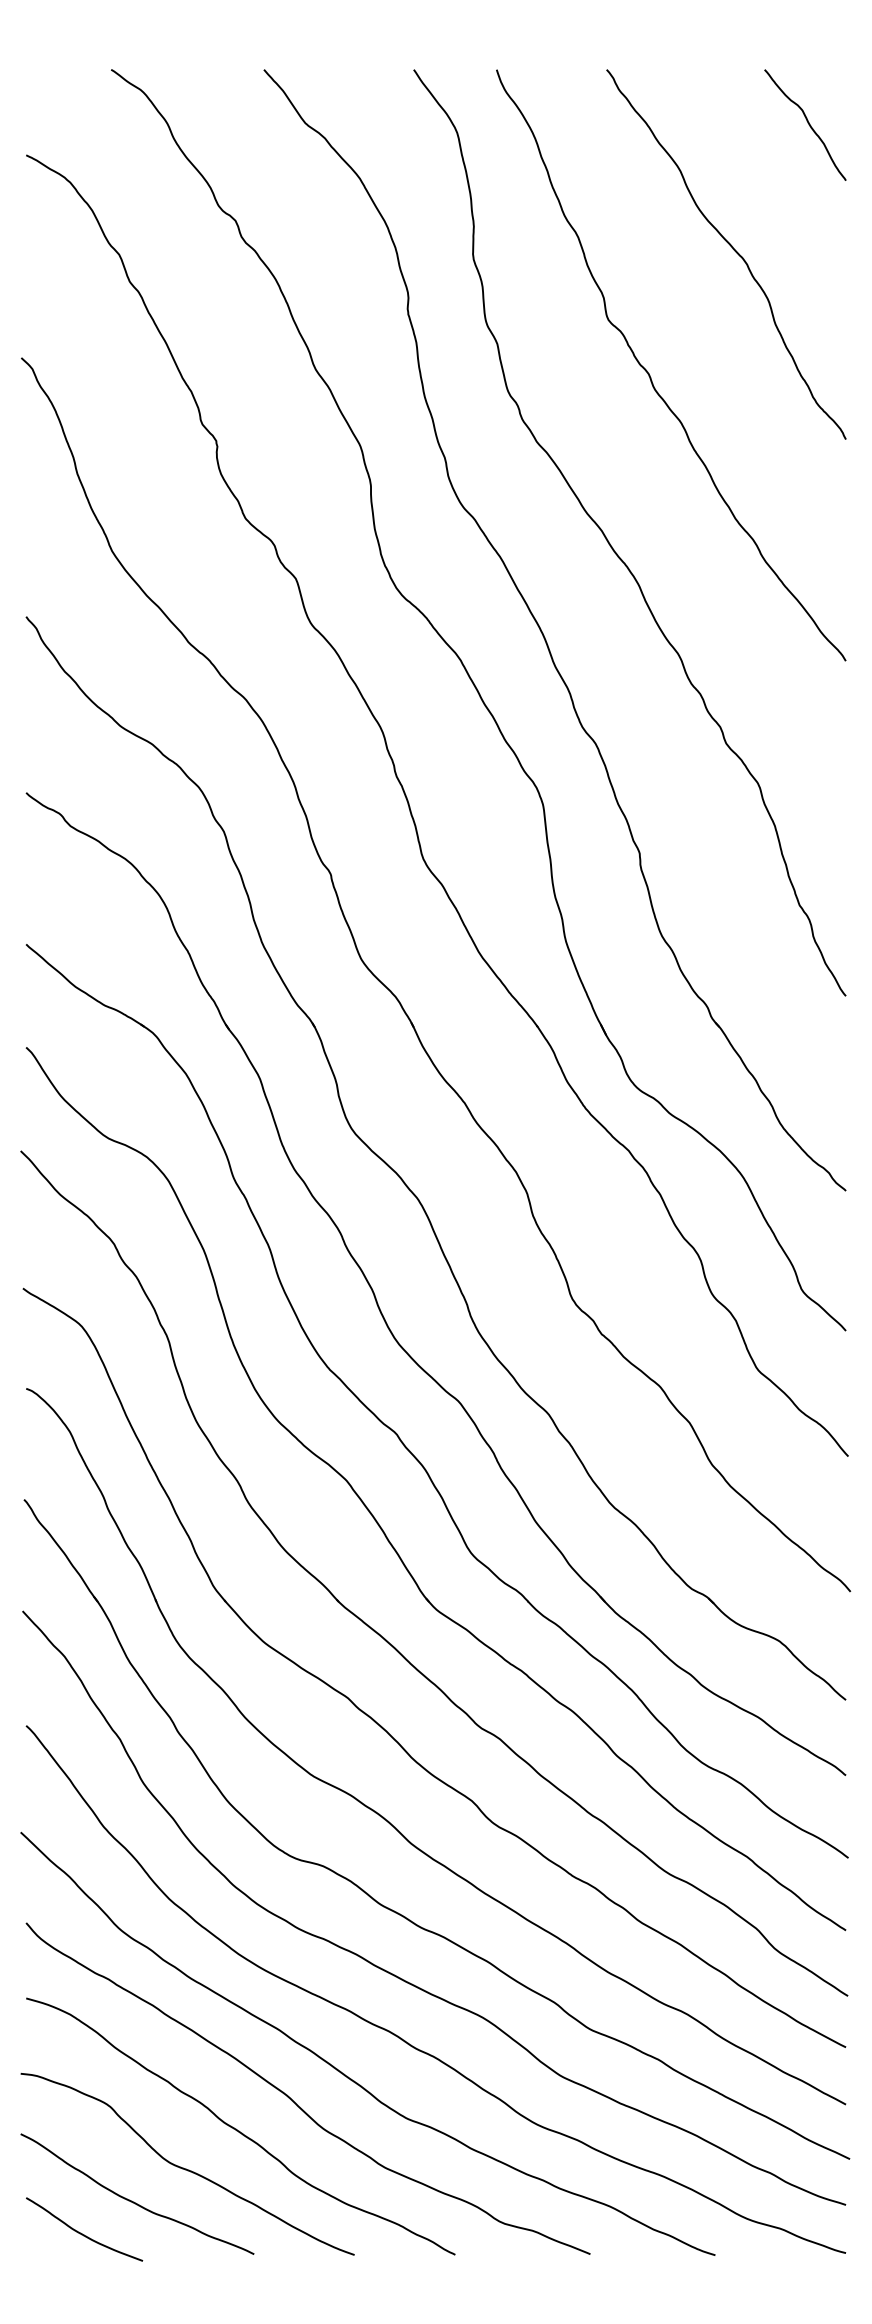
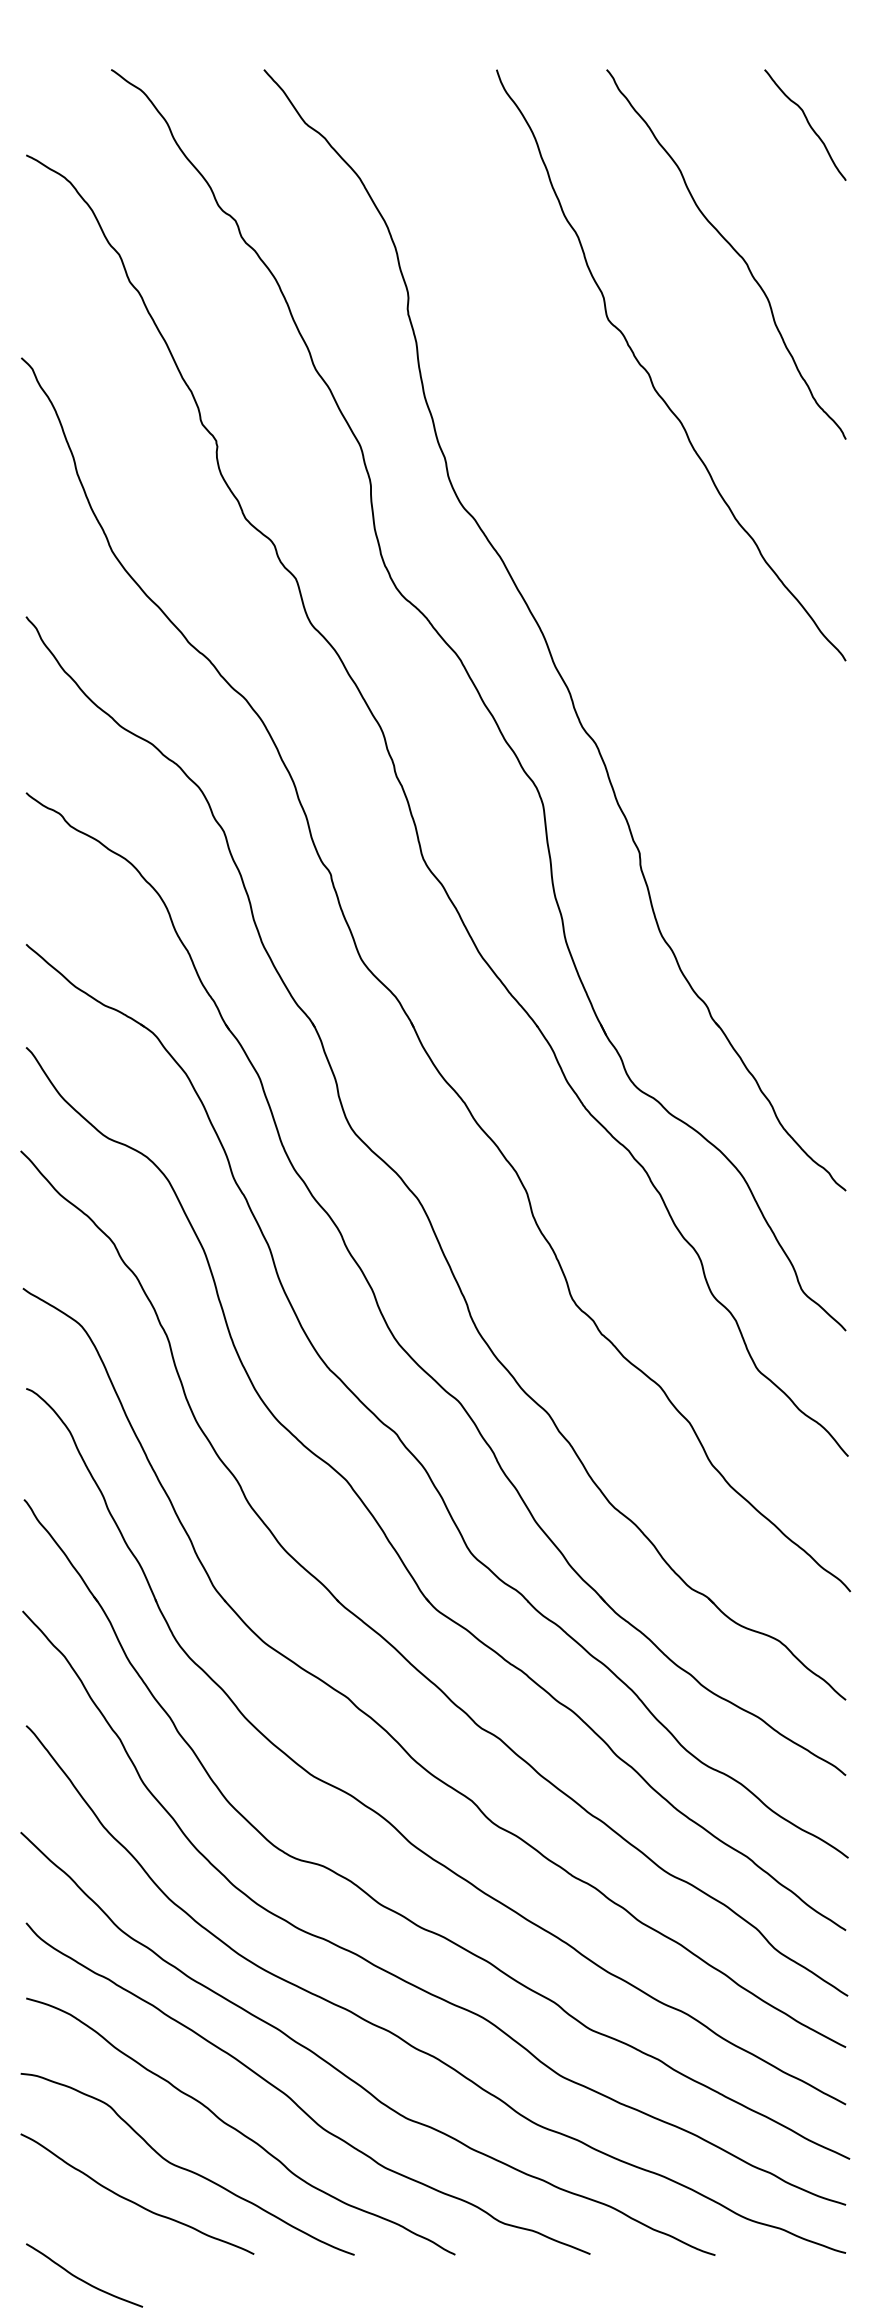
curve: present -> none (609, 541)
curve position: (82, 2233) -> (82, 2279) (82, 2279)
